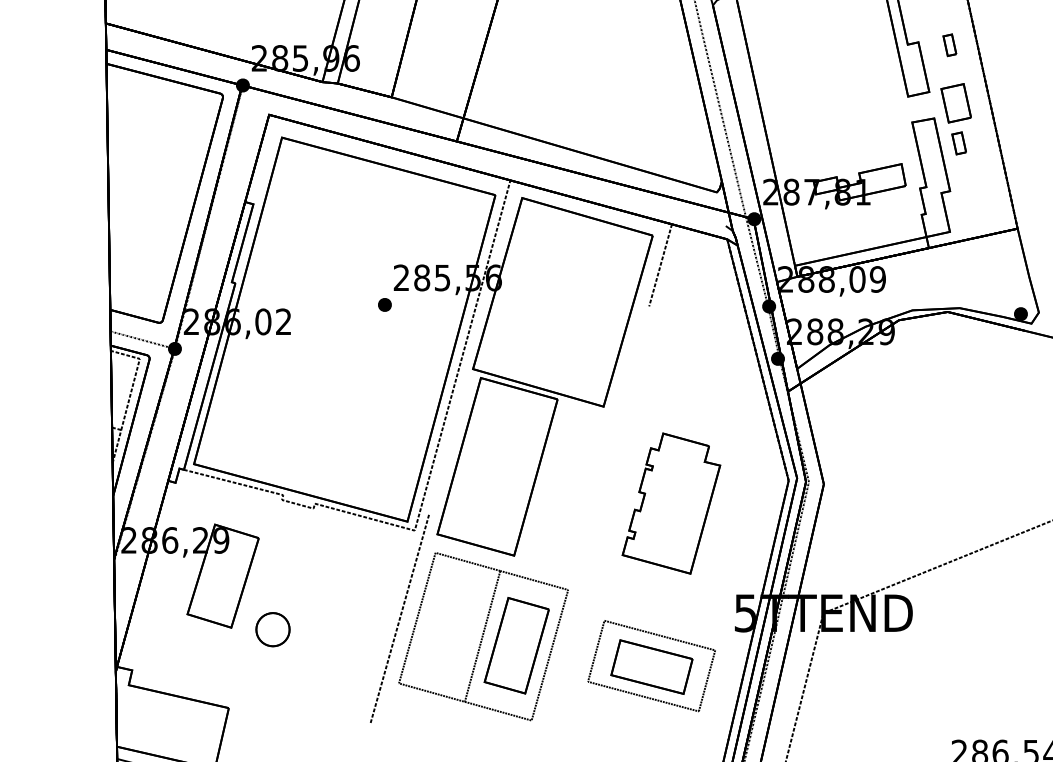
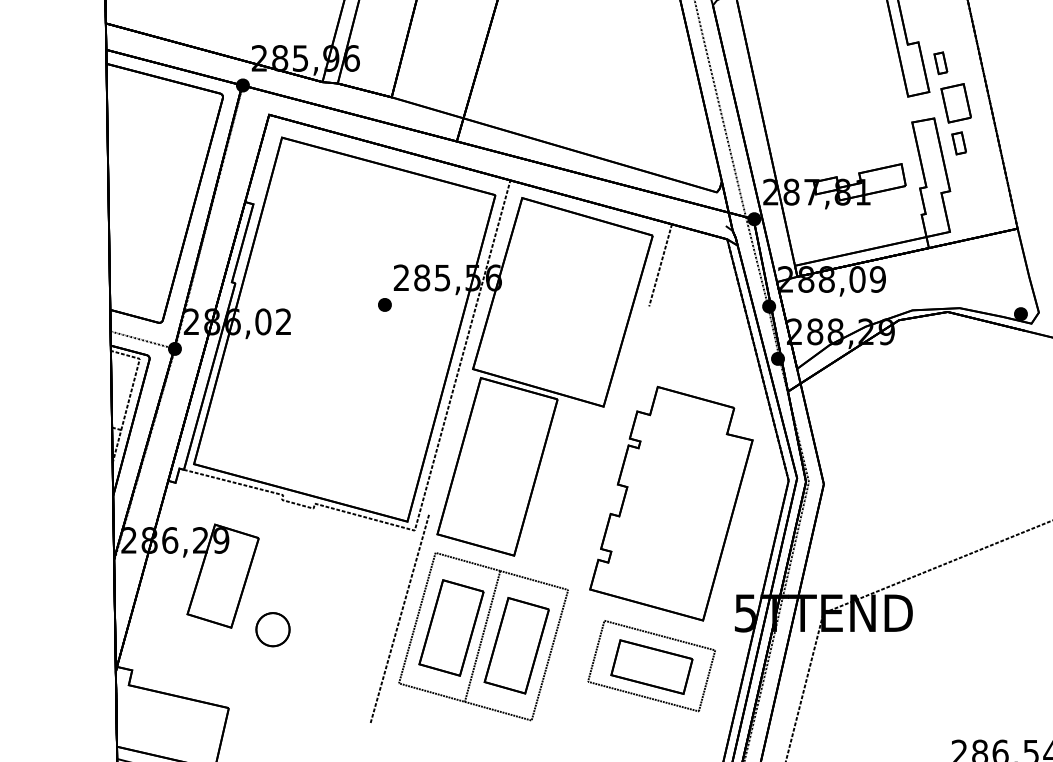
part position: (949, 45) -> (940, 63) (940, 63)
part size: 101x143 px -> 165x237 px (671, 503)
part: none -> present (451, 627)
